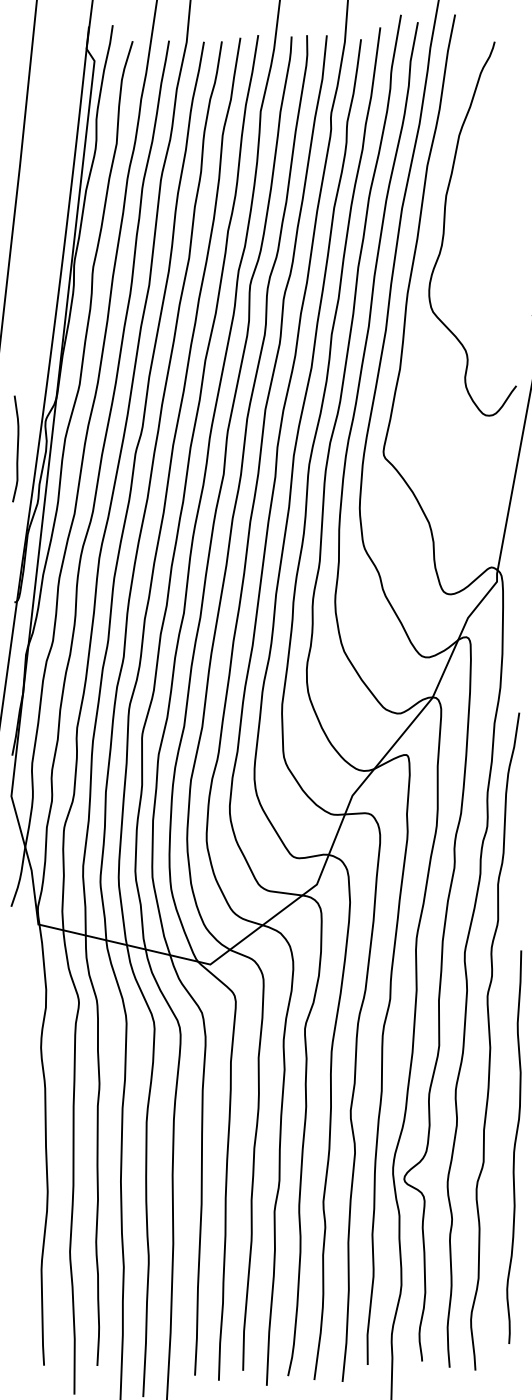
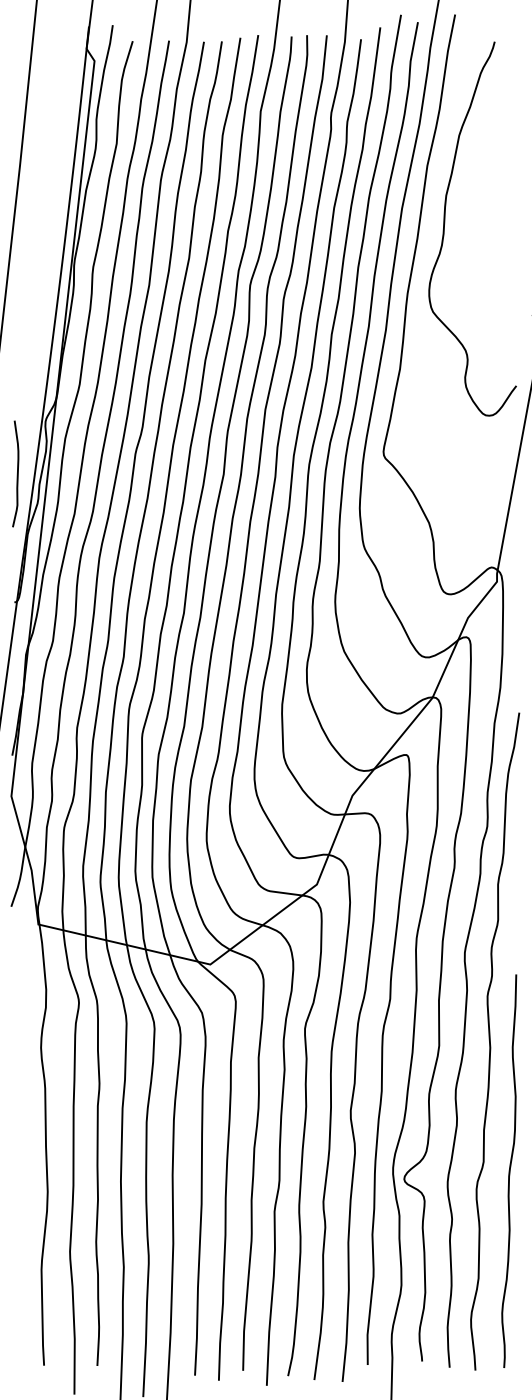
curve position: (16, 449) -> (16, 474) (16, 474)
curve position: (514, 1146) -> (509, 1170) (509, 1170)
